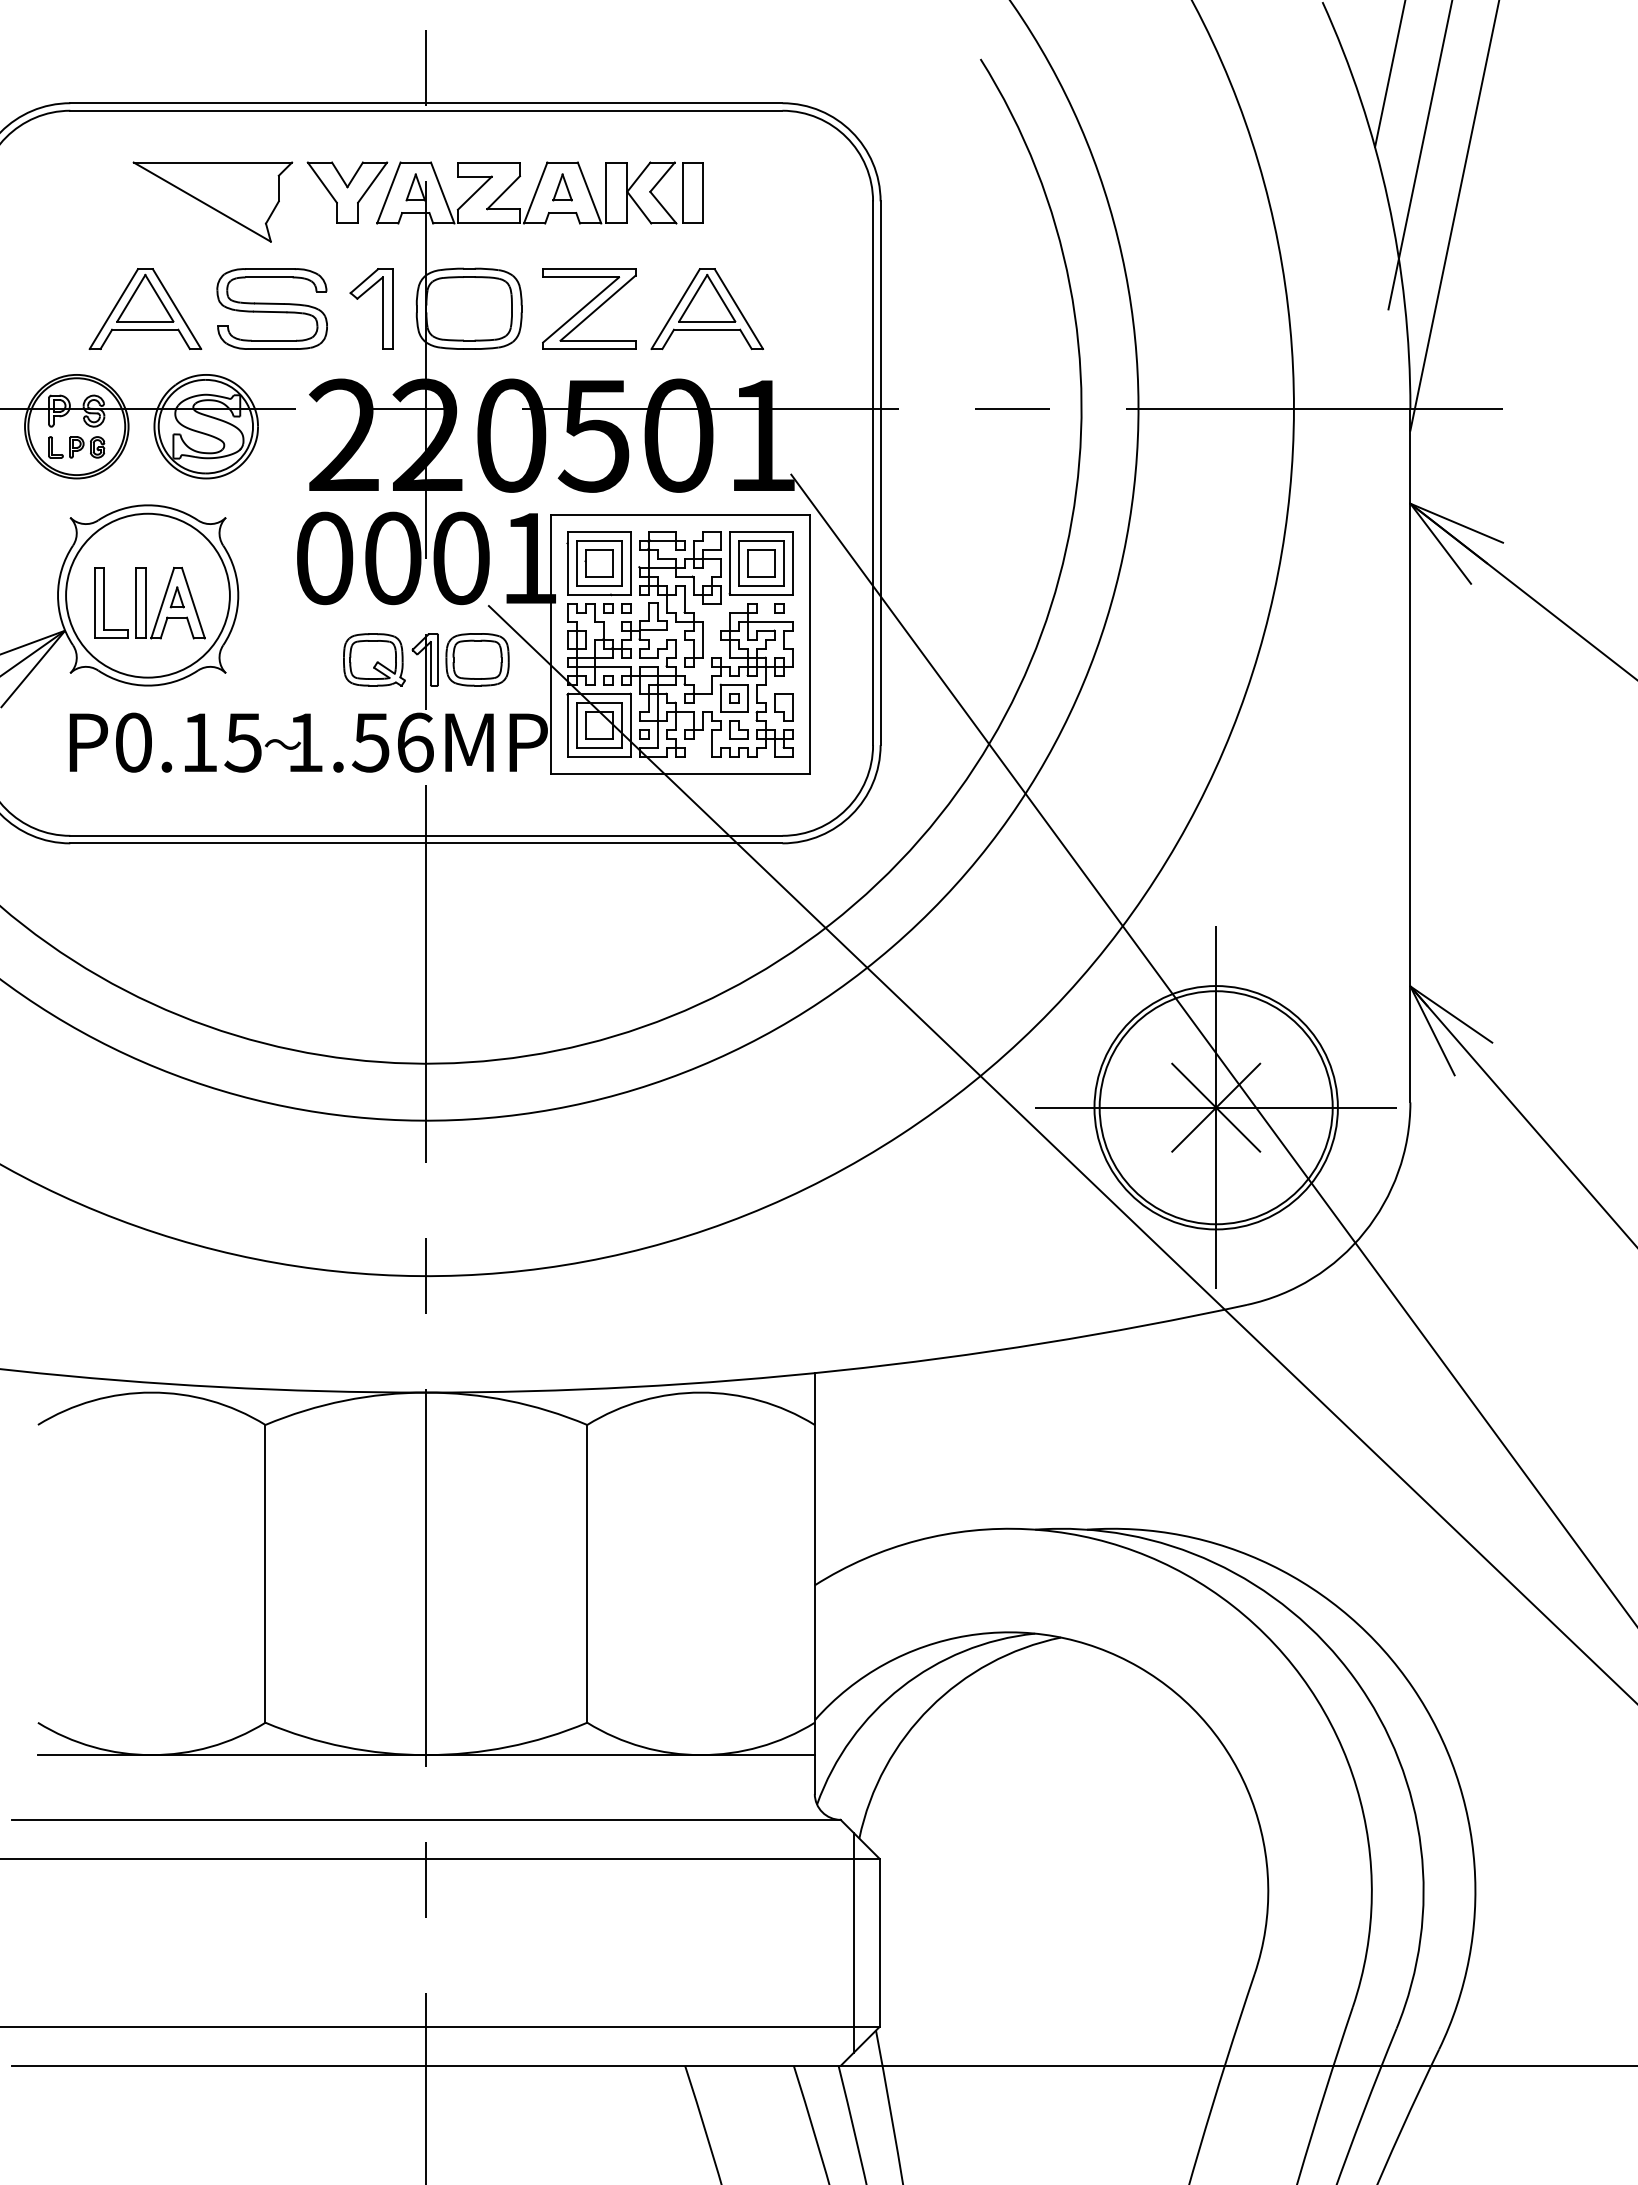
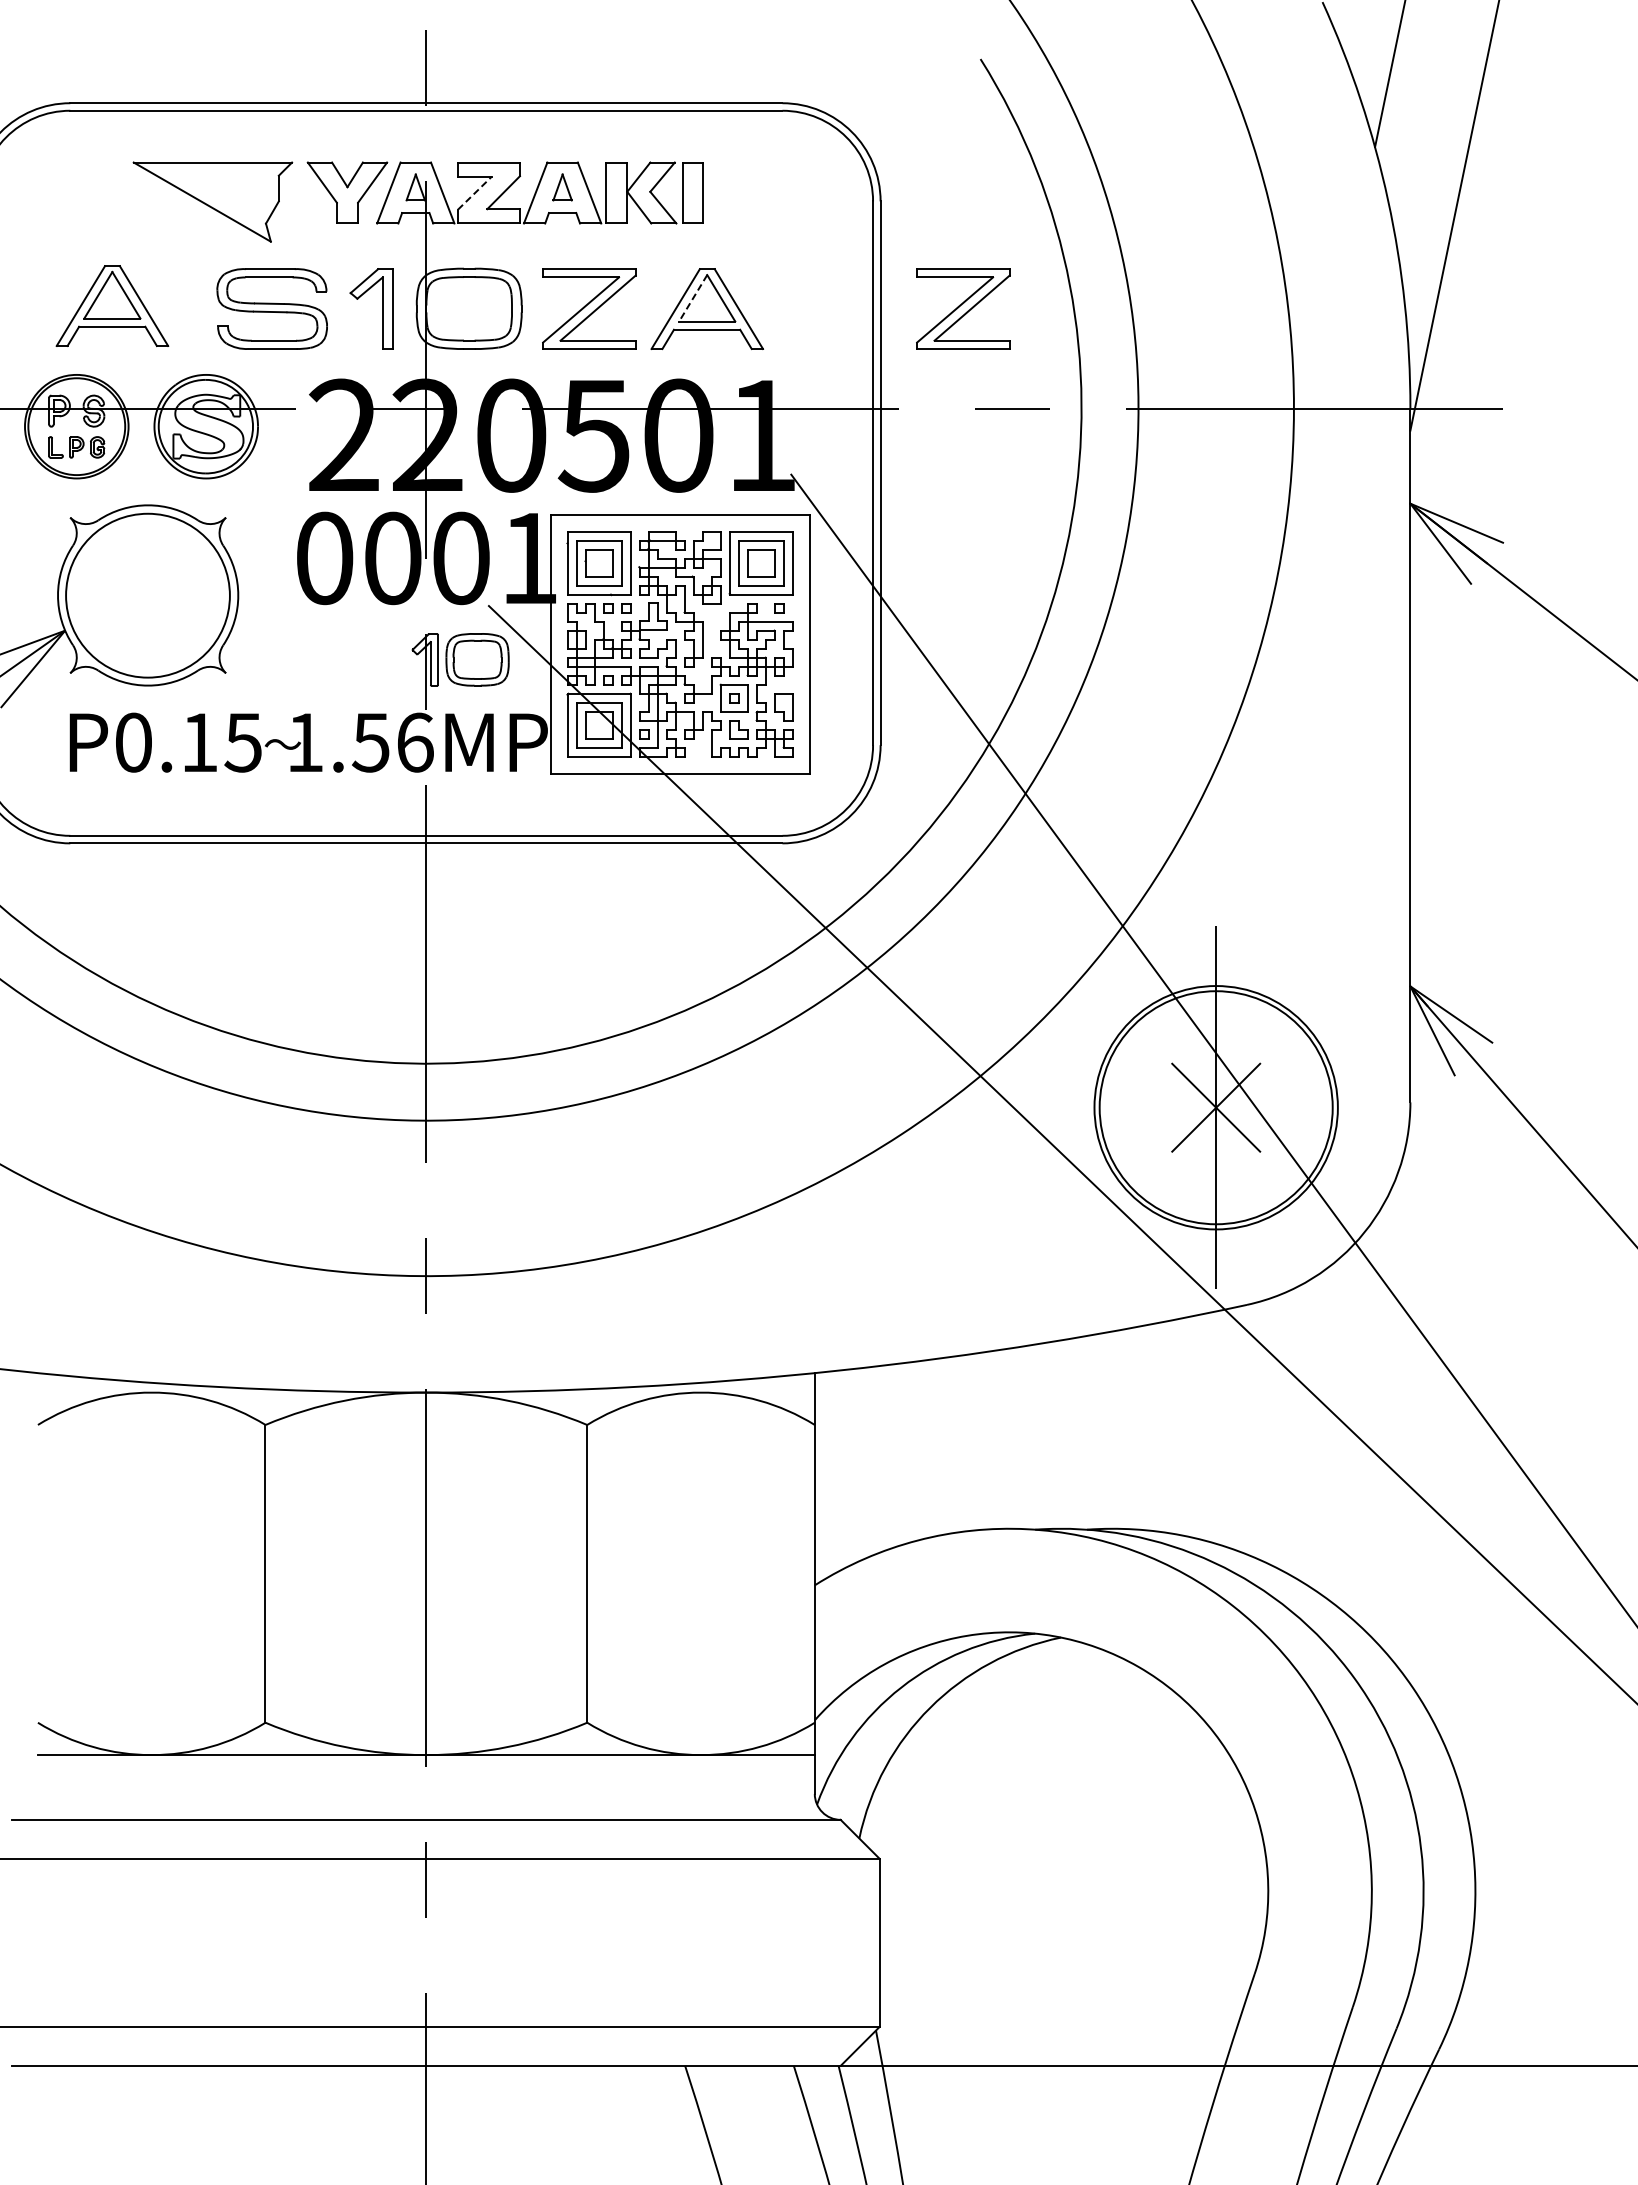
line: present -> none (1419, 156)
line: solid -> dashed (474, 193)
line: solid -> dashed (692, 298)
part position: (145, 308) -> (112, 305) (112, 305)
part: none -> present (963, 308)
part: present -> none (149, 603)
part: present -> none (374, 659)
line: present -> none (1215, 1107)
line: present -> none (853, 1942)
